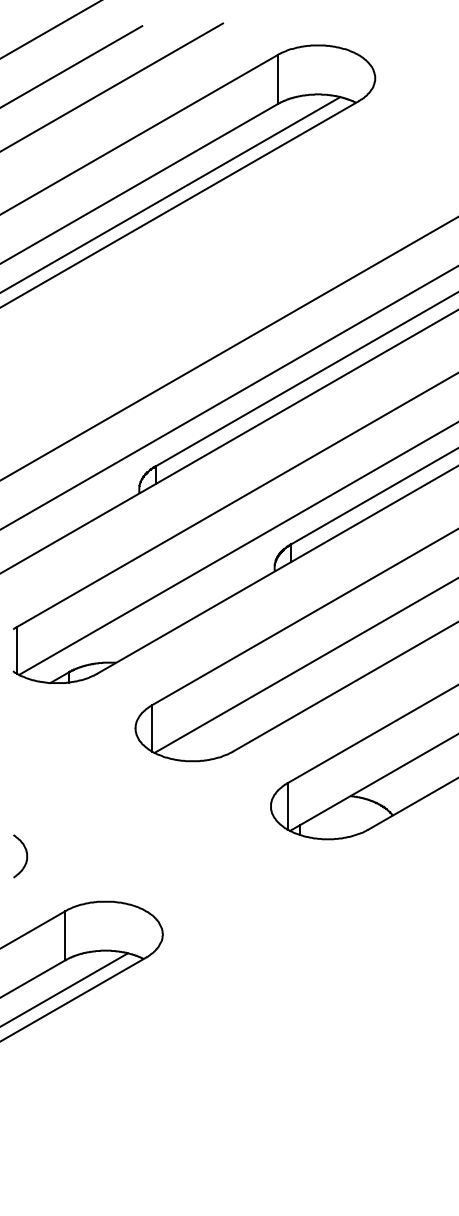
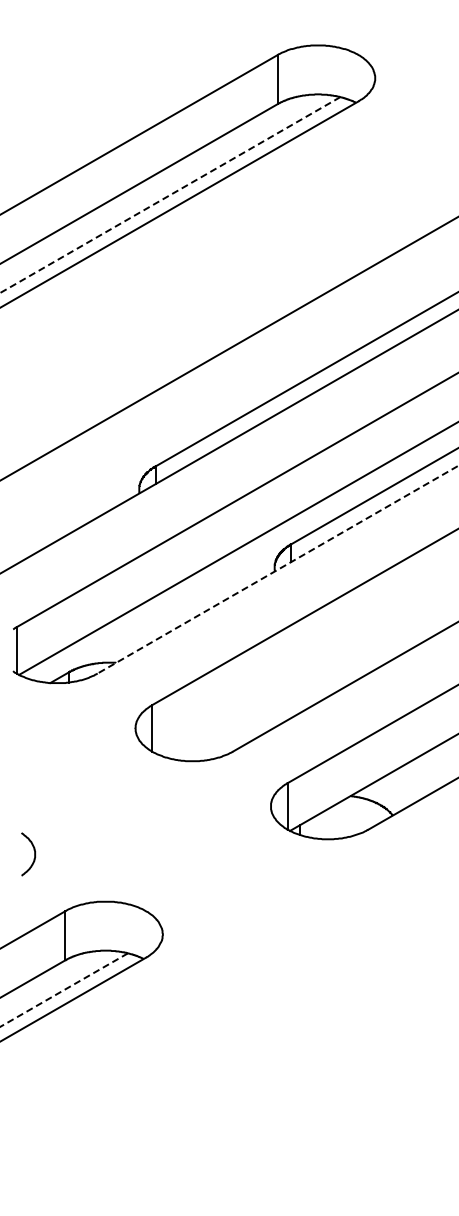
line: present -> none (50, 29)
line: present -> none (72, 66)
line: present -> none (112, 86)
line: solid -> dashed (170, 194)
line: present -> none (228, 397)
line: solid -> dashed (277, 569)
line: present -> none (304, 665)
curve position: (26, 856) -> (34, 854) (34, 854)
line: solid -> dashed (63, 990)
